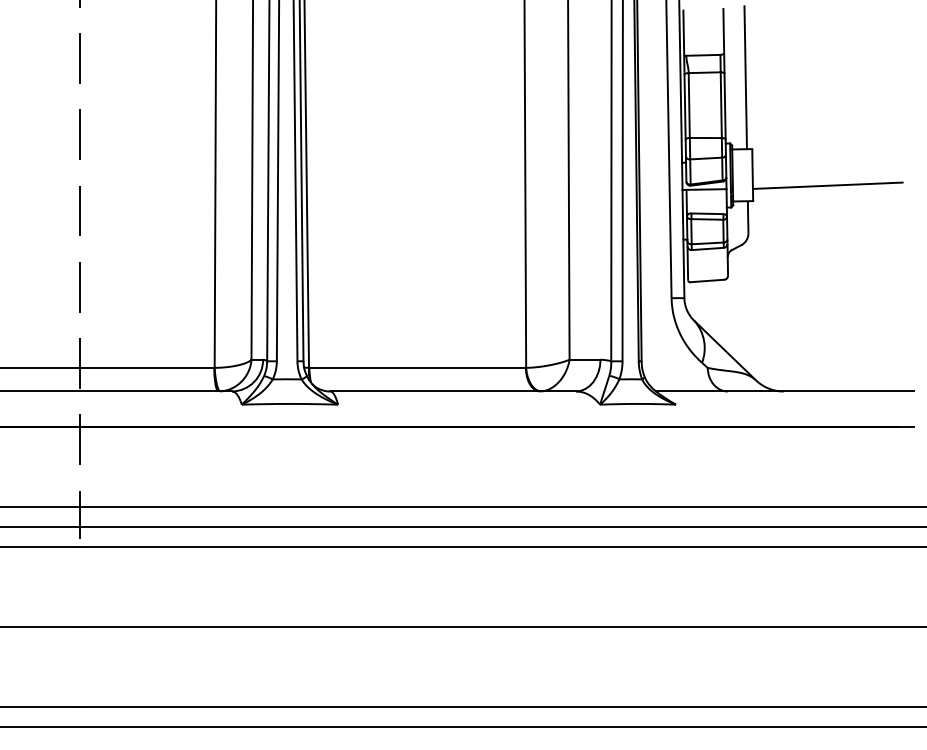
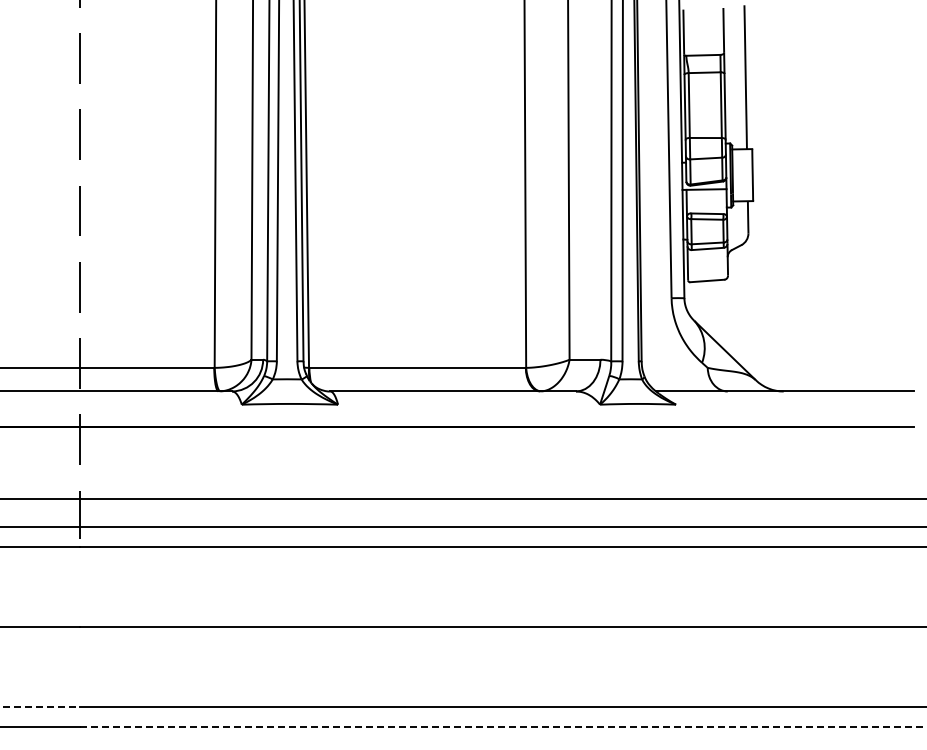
line: present -> none (827, 185)
line position: (462, 506) -> (462, 498) (462, 498)
line: solid -> dashed (40, 707)
line: solid -> dashed (503, 727)
